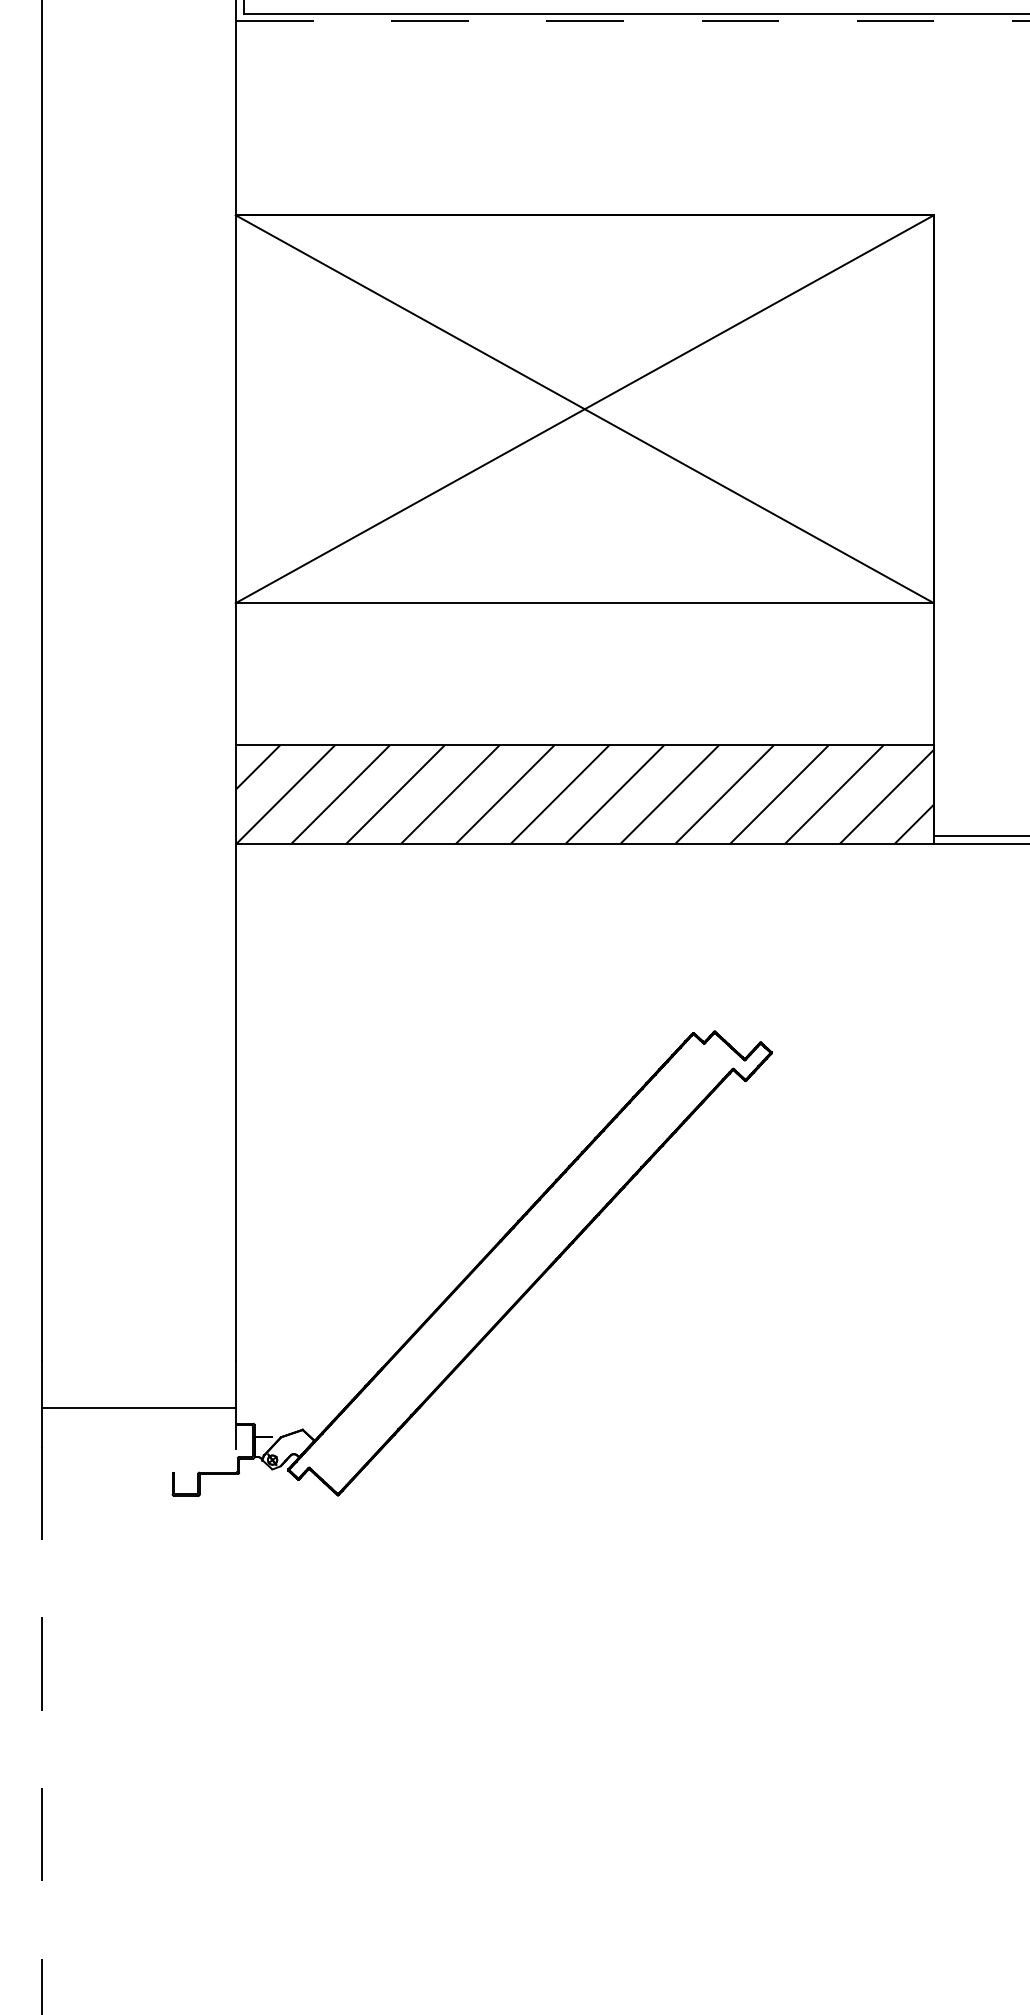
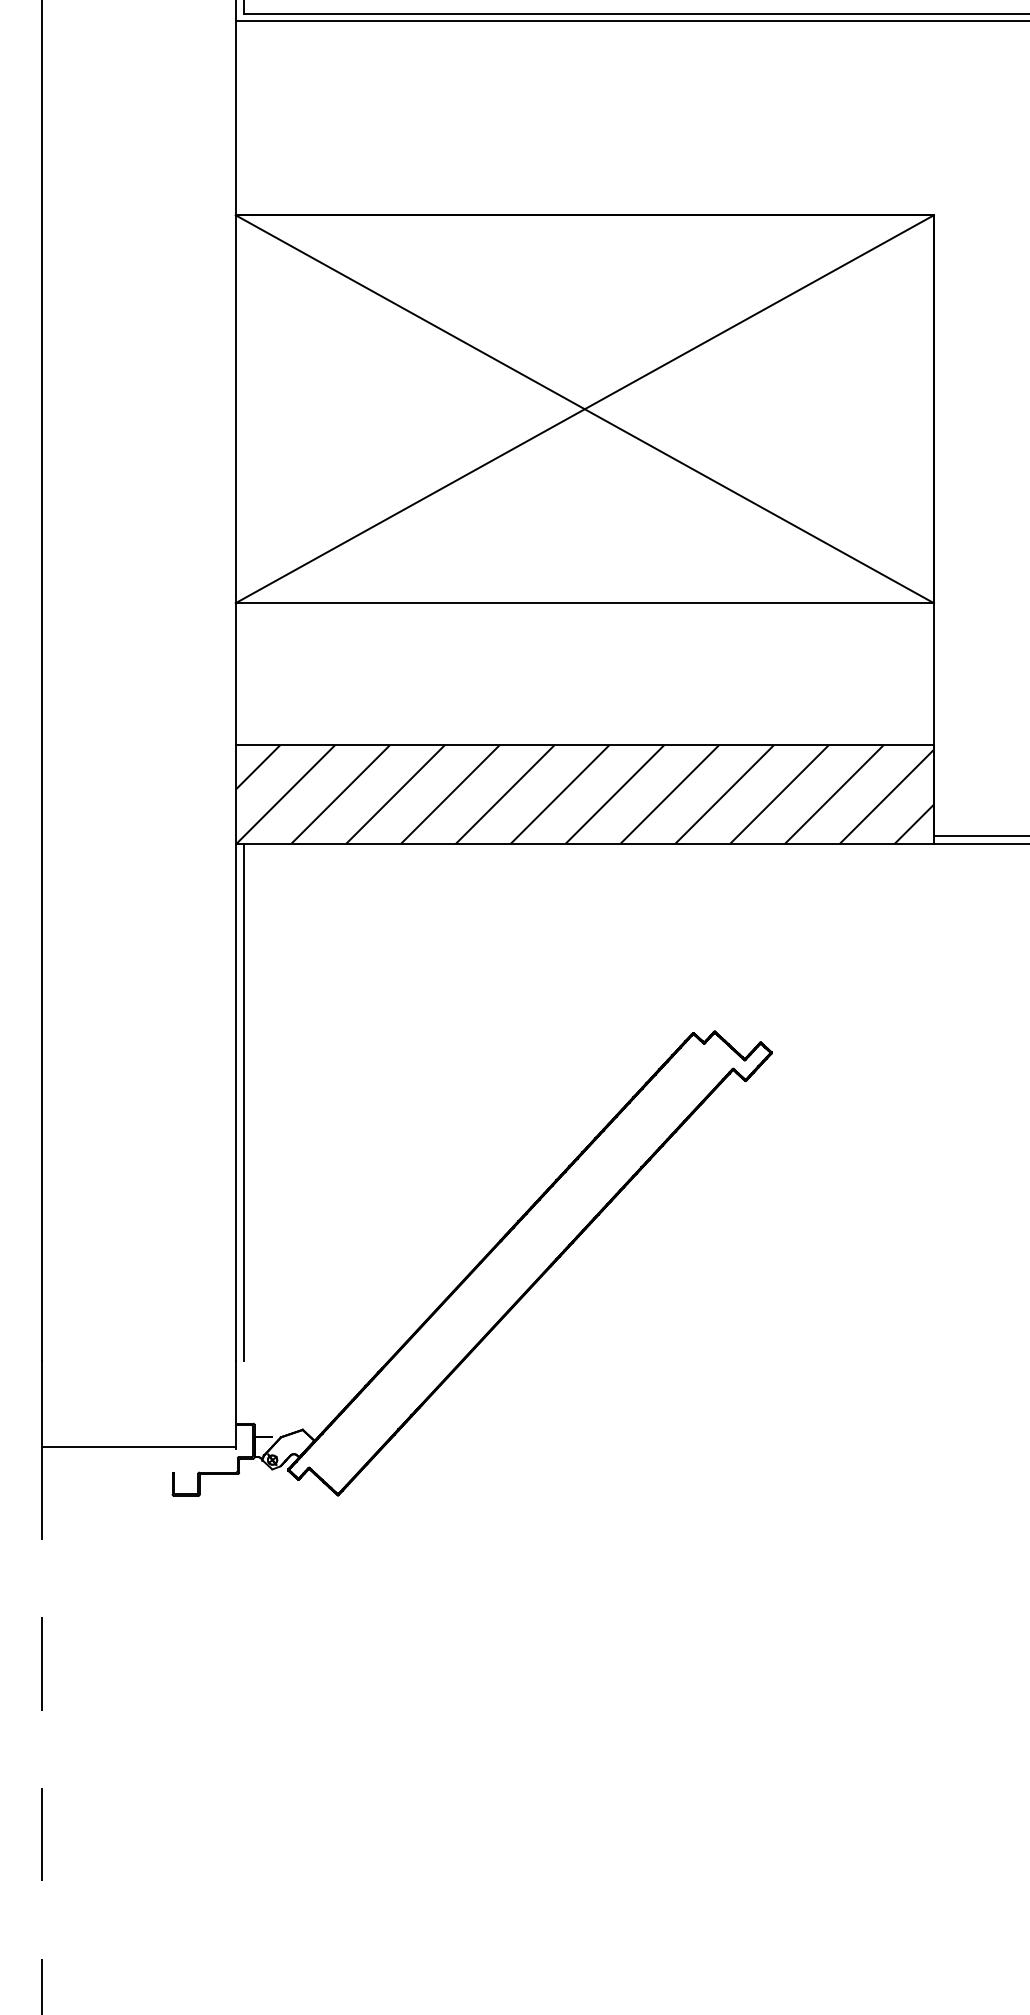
line: dashed -> solid (632, 21)
line: none -> present (243, 1102)
line position: (138, 1407) -> (138, 1446) (138, 1446)
